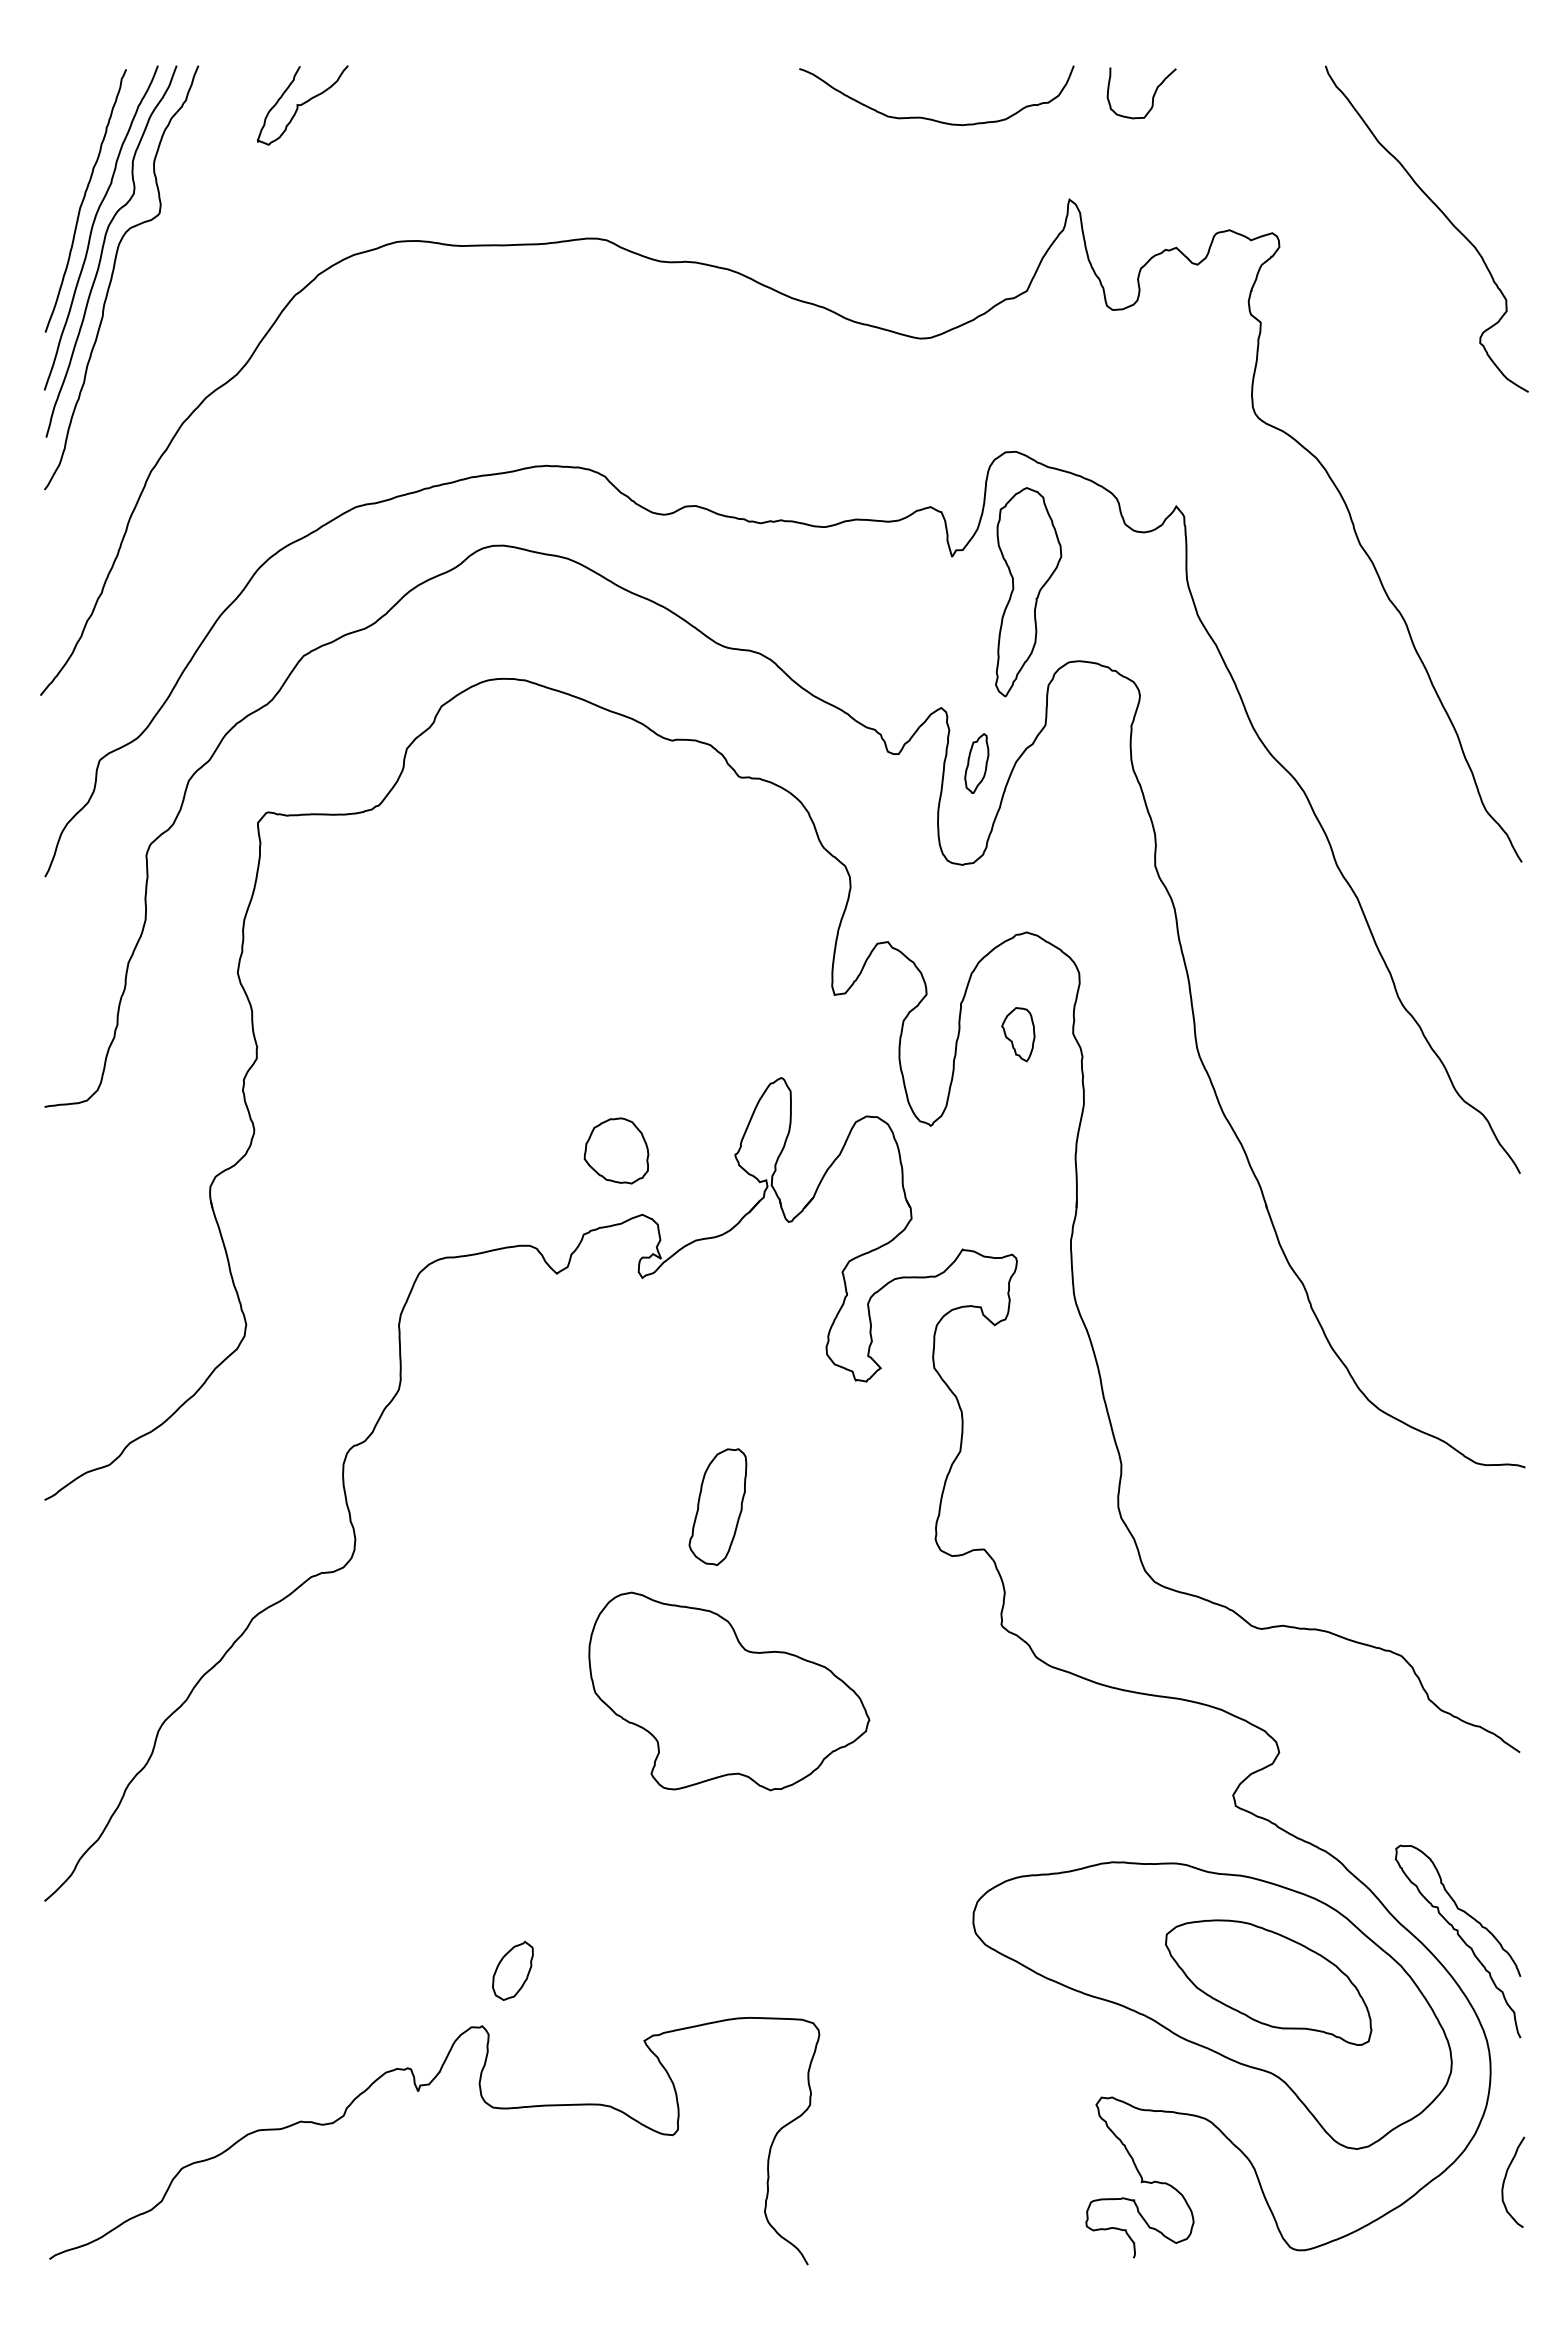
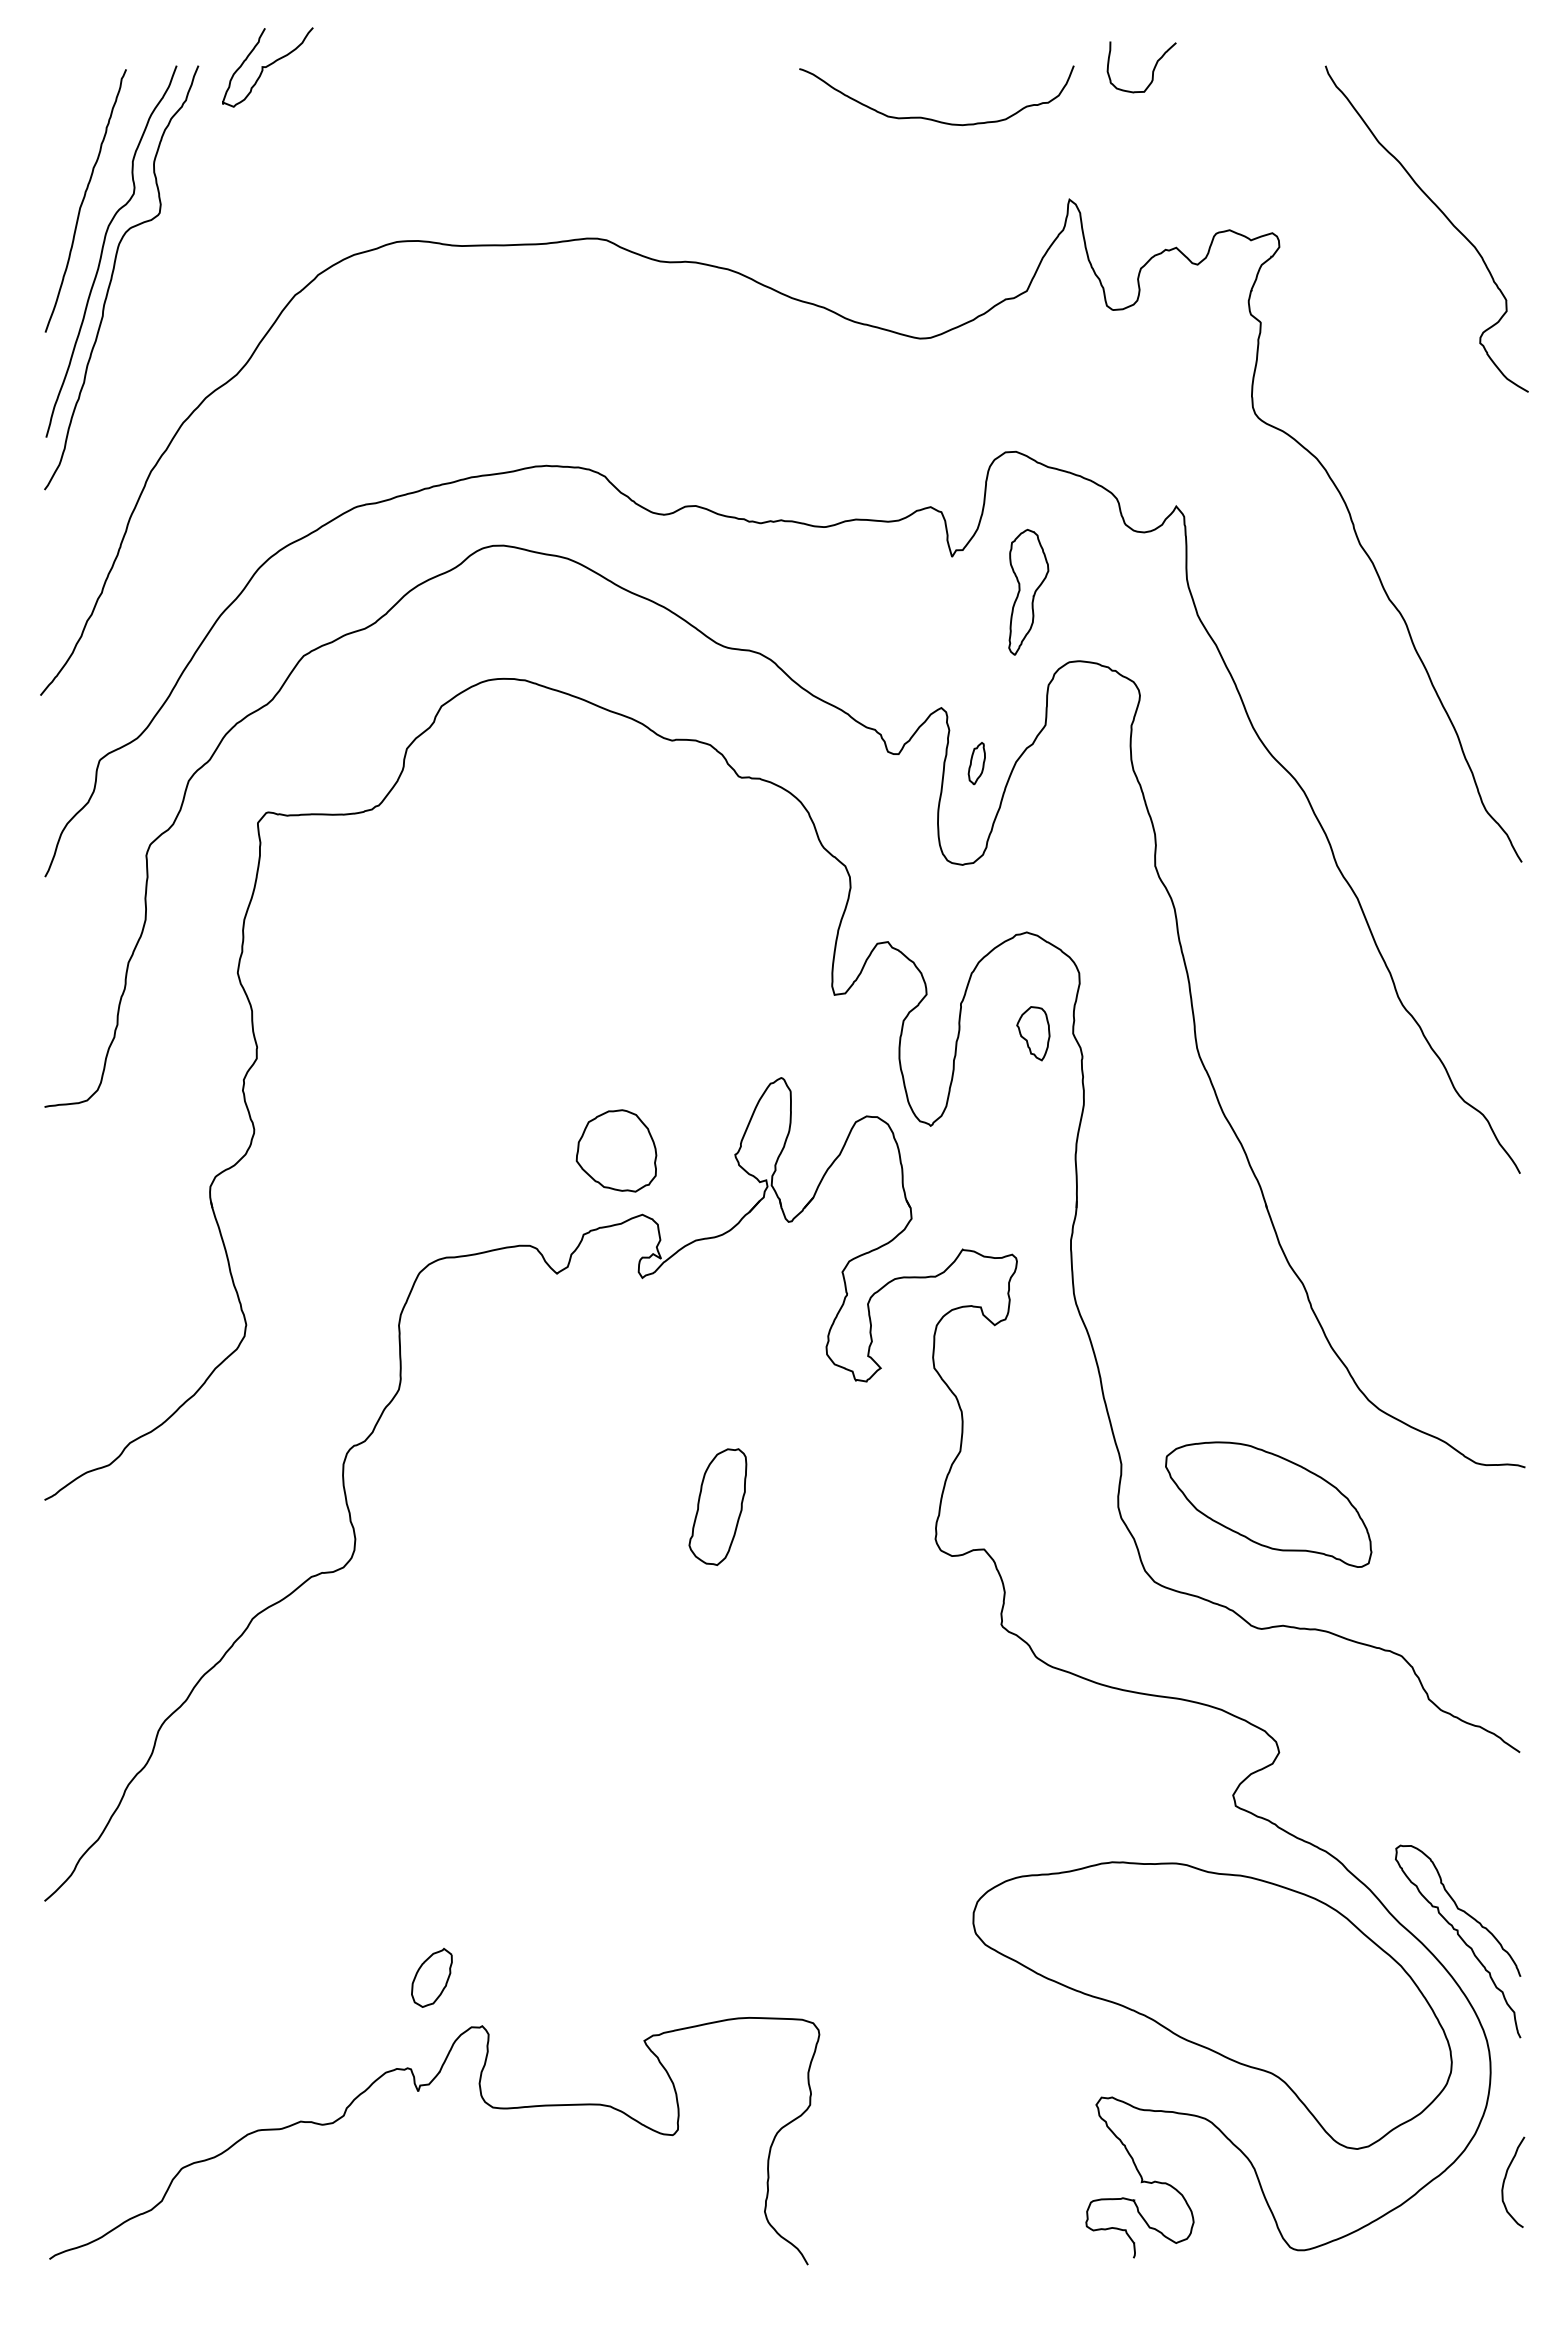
curve position: (1152, 96) -> (1152, 70) (1152, 70)
curve position: (302, 105) -> (267, 67) (267, 67)
curve: present -> none (93, 227)
part size: 68x211 px -> 42x128 px (1028, 591)
part size: 26x61 px -> 19x44 px (976, 763)
part position: (1018, 1034) -> (1033, 1033) (1033, 1033)
part size: 67x68 px -> 83x84 px (616, 1150)
part: present -> none (729, 1691)
part position: (512, 1970) -> (431, 1977) (431, 1977)
part position: (1268, 1982) -> (1268, 1504) (1268, 1504)
